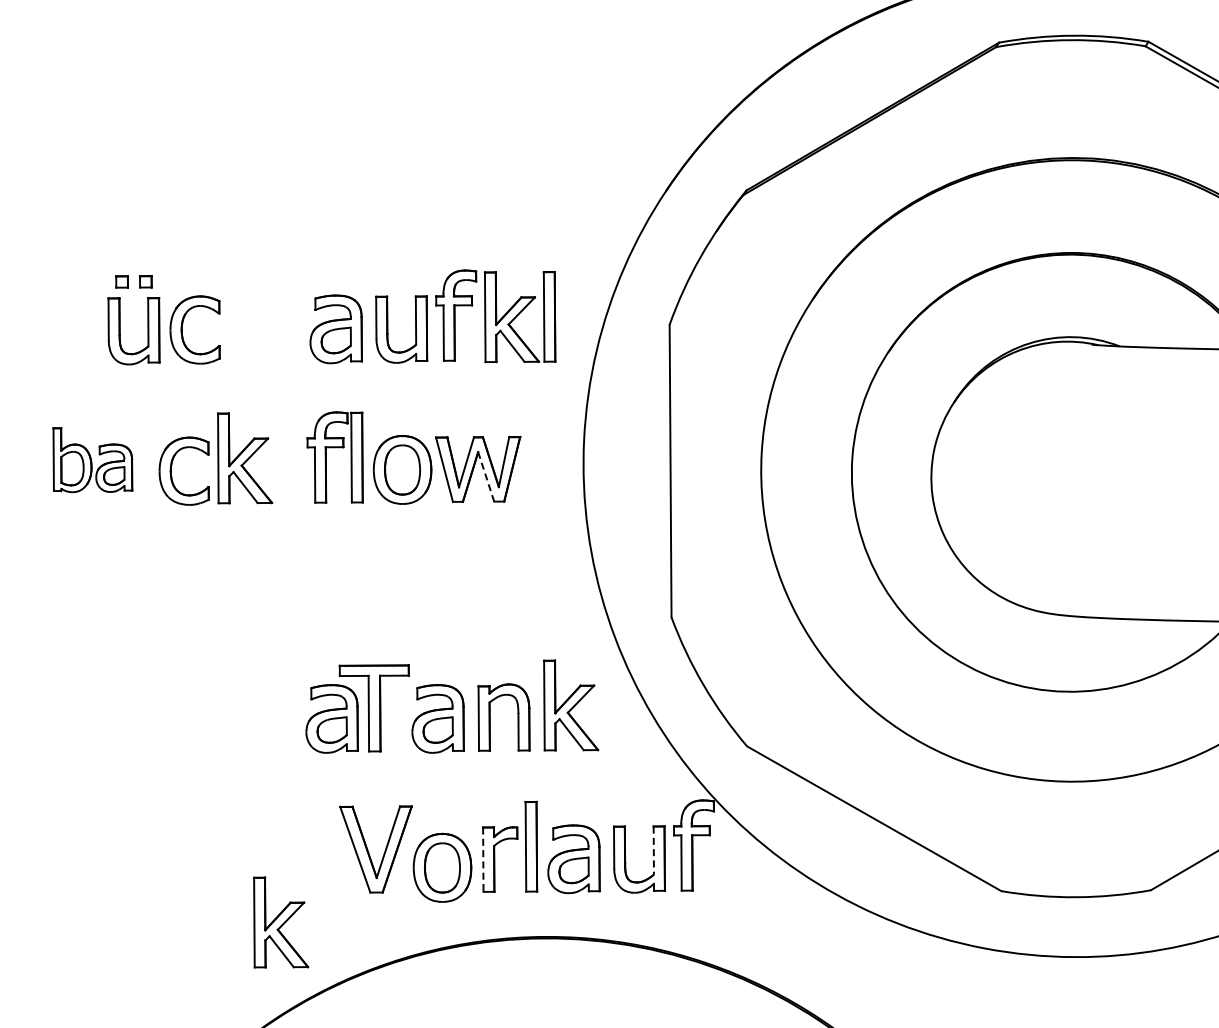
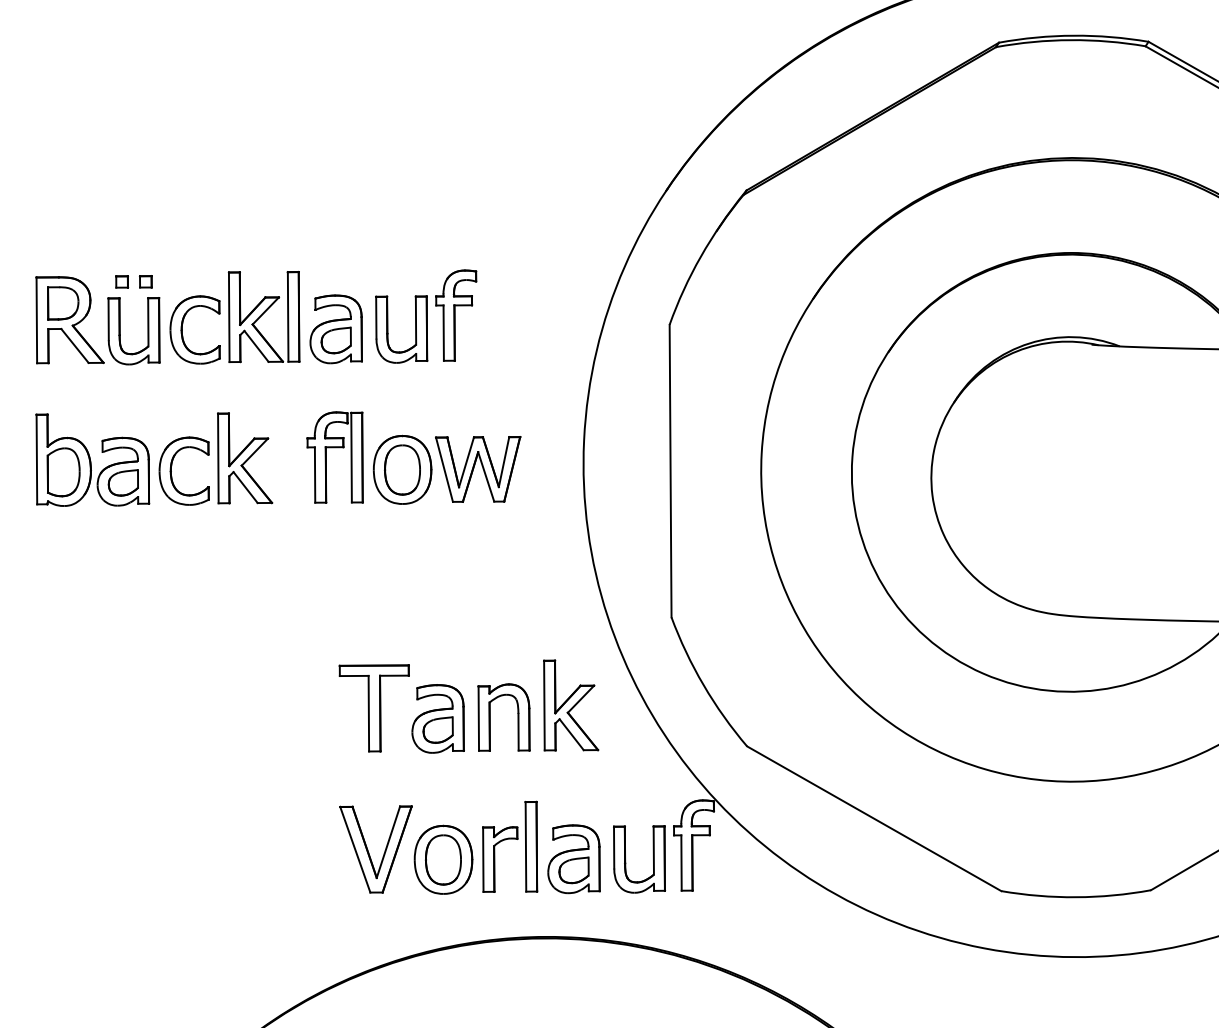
part position: (519, 317) -> (263, 317) (263, 317)
part: none -> present (69, 320)
part size: 82x67 px -> 116x94 px (92, 459)
line: dashed -> solid (486, 477)
part: present -> none (331, 718)
line: dashed -> solid (653, 851)
line: dashed -> solid (483, 860)
part position: (442, 867) -> (443, 859) (443, 859)
part: present -> none (281, 922)
